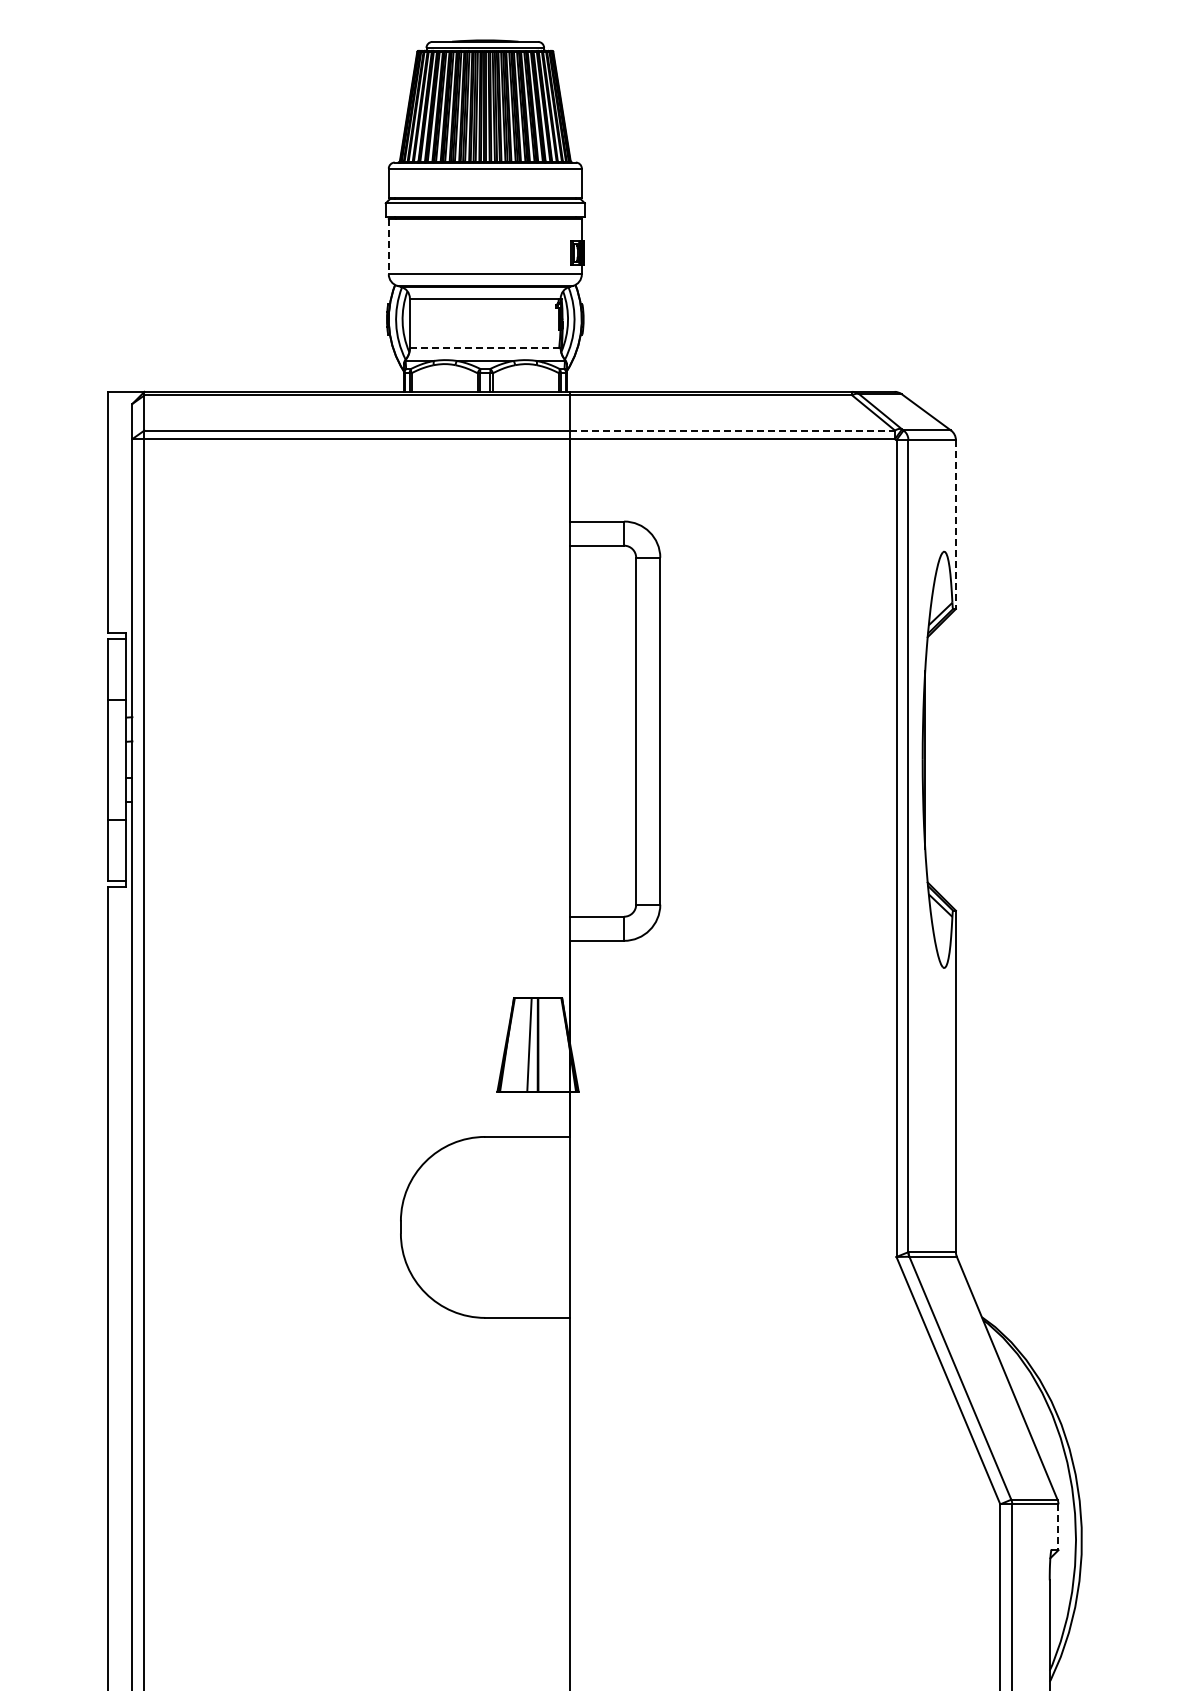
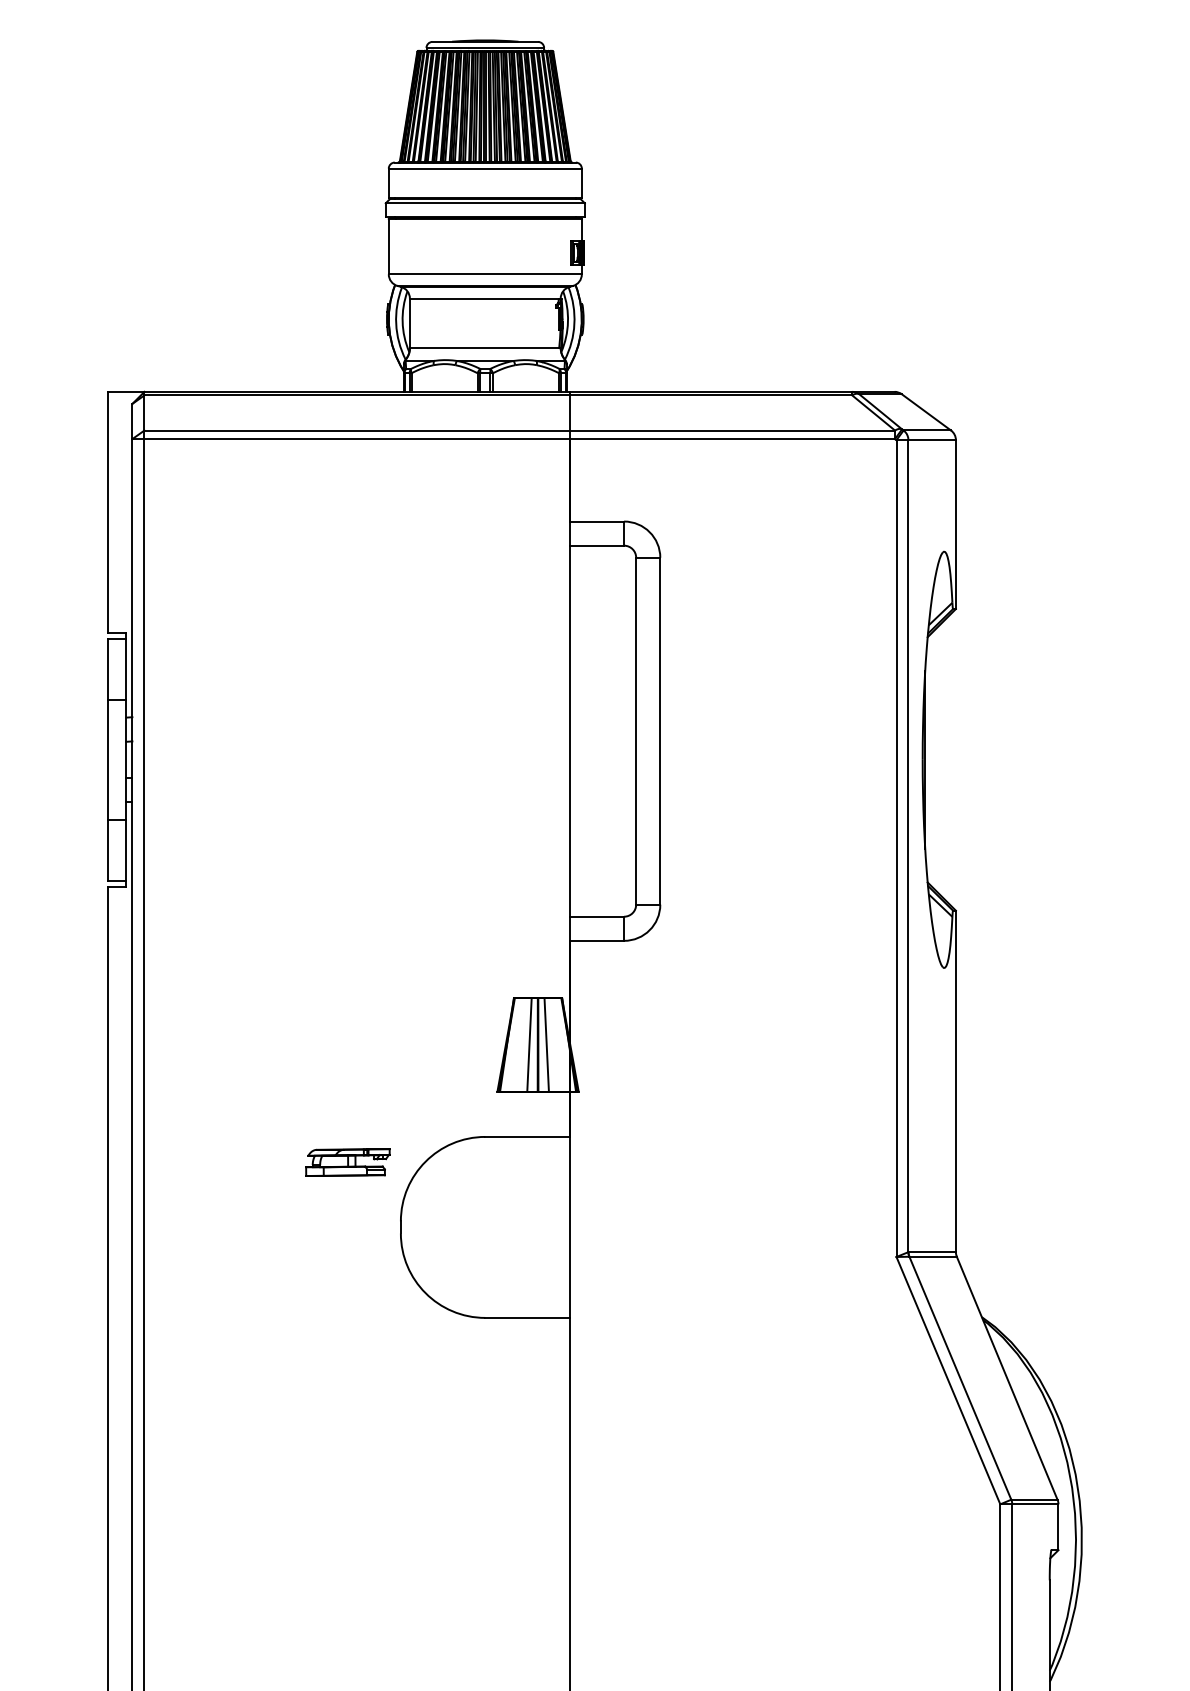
line: dashed -> solid (388, 246)
line: dashed -> solid (485, 348)
line: dashed -> solid (732, 430)
line: dashed -> solid (955, 525)
line: none -> present (546, 1044)
part: none -> present (347, 1162)
line: dashed -> solid (1058, 1527)
